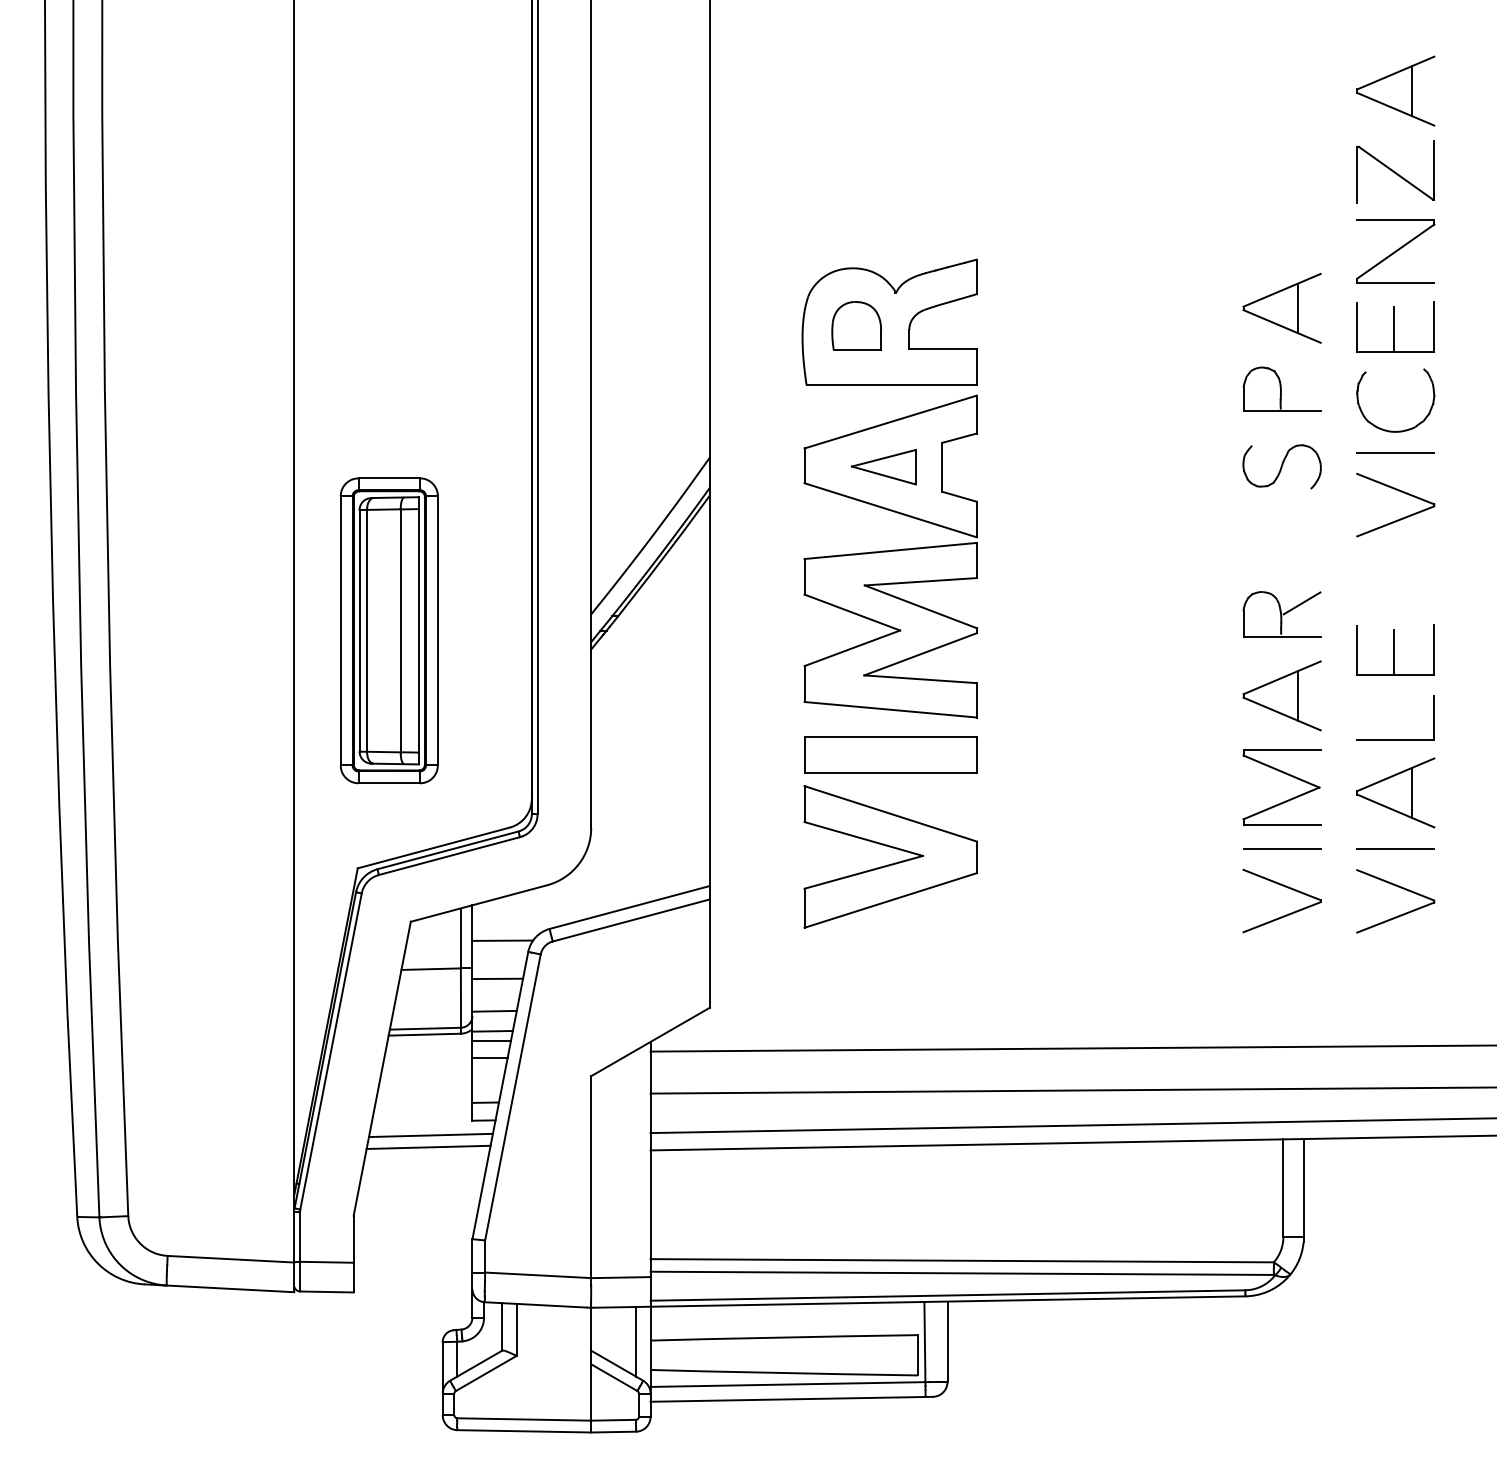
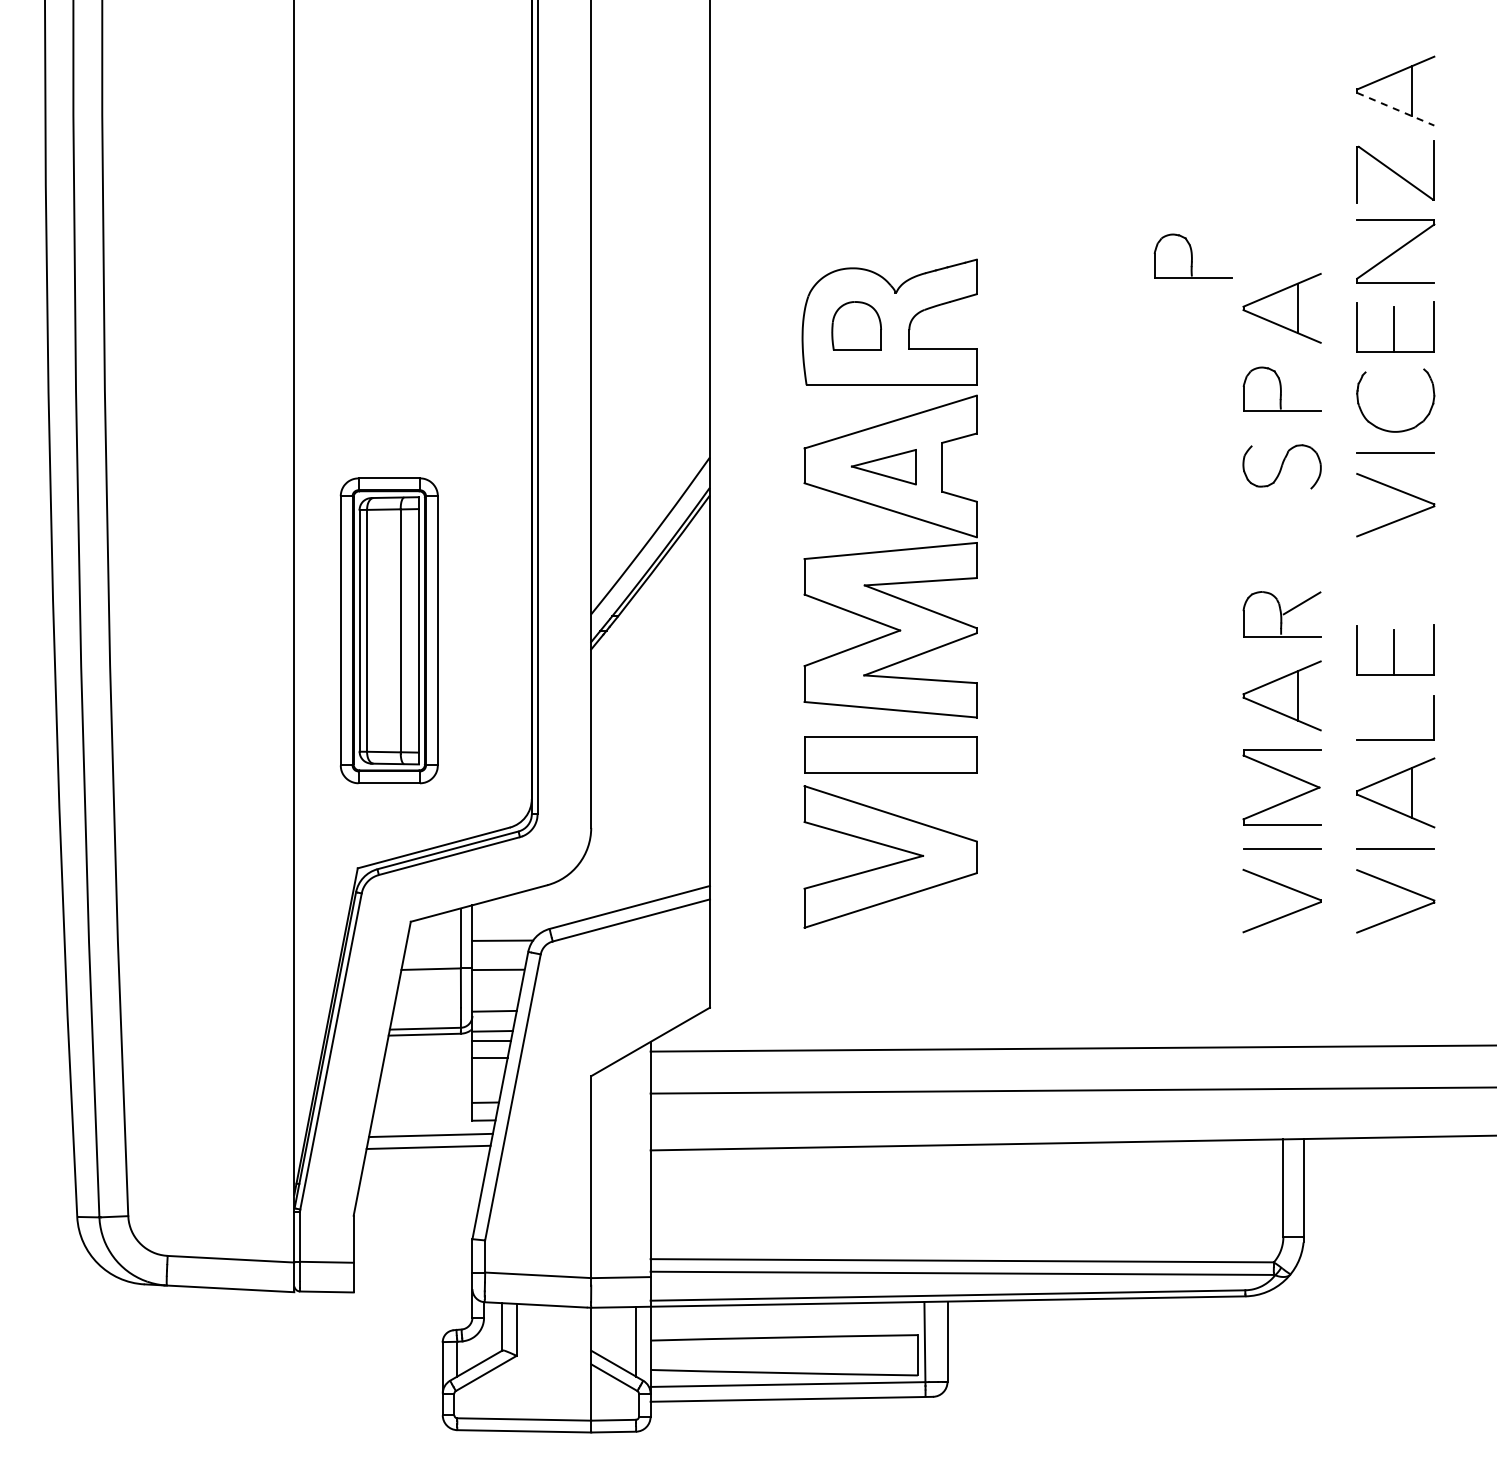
line: solid -> dashed (1395, 109)
part: none -> present (1192, 255)
line position: (497, 978) -> (497, 969) (497, 969)
line: present -> none (1071, 1125)
